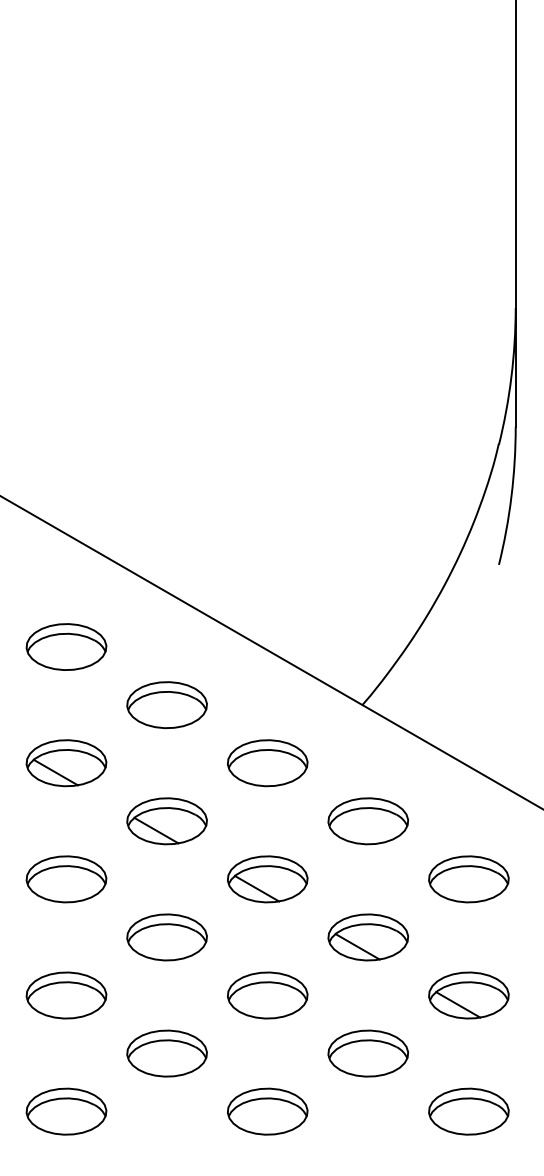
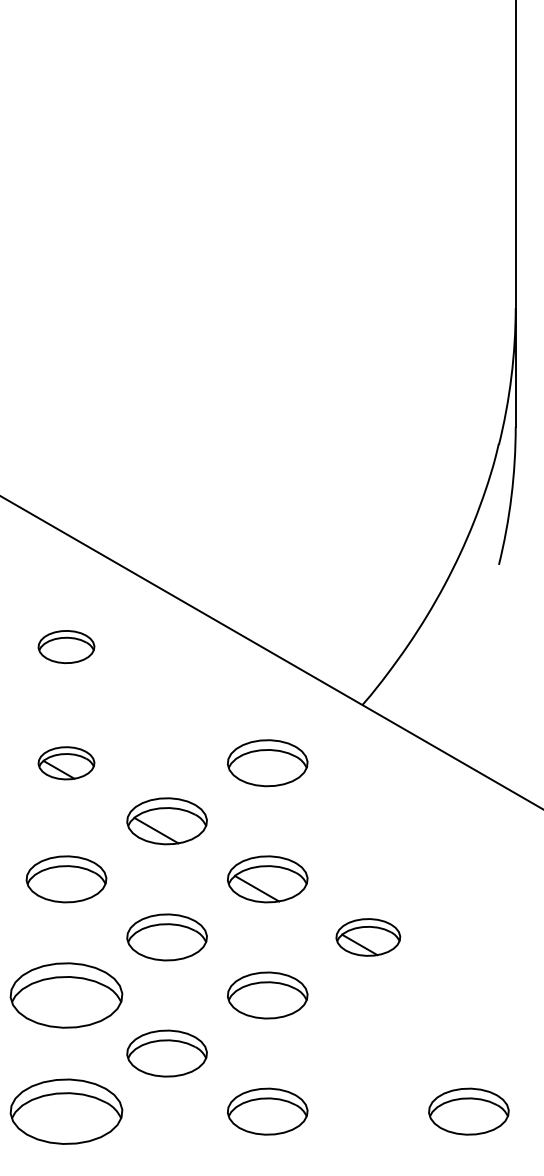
part size: 83x48 px -> 59x34 px (66, 646)
part: present -> none (166, 705)
part size: 83x49 px -> 59x35 px (66, 763)
part: present -> none (367, 821)
part: present -> none (468, 879)
part size: 83x49 px -> 67x39 px (368, 937)
part size: 83x49 px -> 115x67 px (66, 995)
part: present -> none (468, 995)
part: present -> none (368, 1053)
part size: 83x49 px -> 115x67 px (66, 1111)
